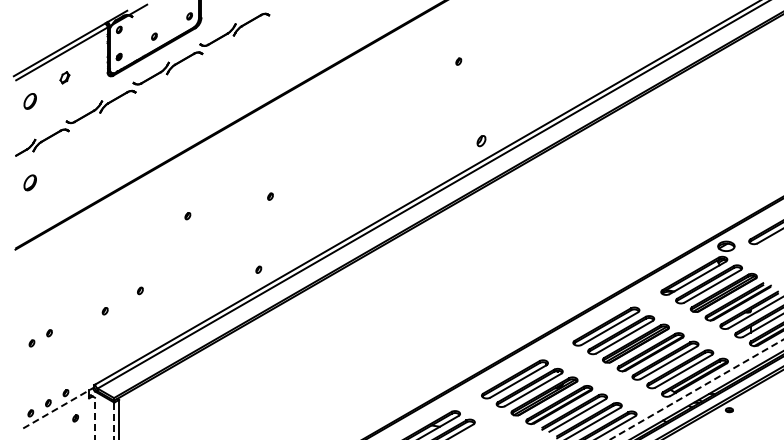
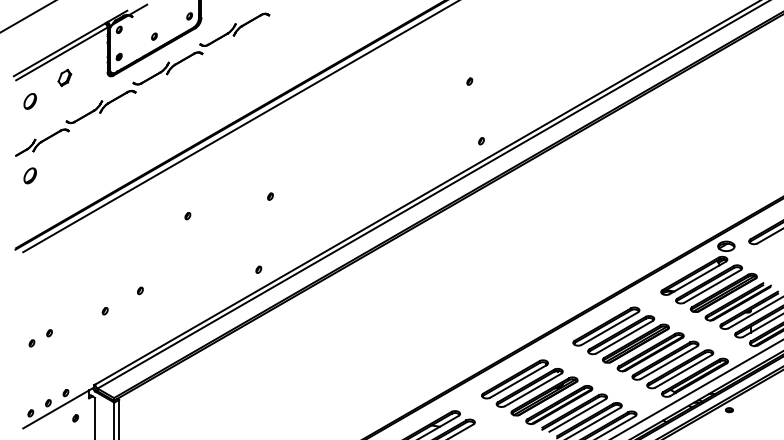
line: none -> present (27, 16)
part position: (458, 61) -> (469, 81) (469, 81)
part size: 12x14 px -> 16x19 px (64, 77)
line: none -> present (239, 127)
part size: 11x13 px -> 7x9 px (481, 141)
part position: (29, 182) -> (29, 175) (29, 175)
line: dashed -> solid (696, 389)
line: dashed -> solid (58, 407)
line: dashed -> solid (95, 418)
line: dashed -> solid (114, 421)
